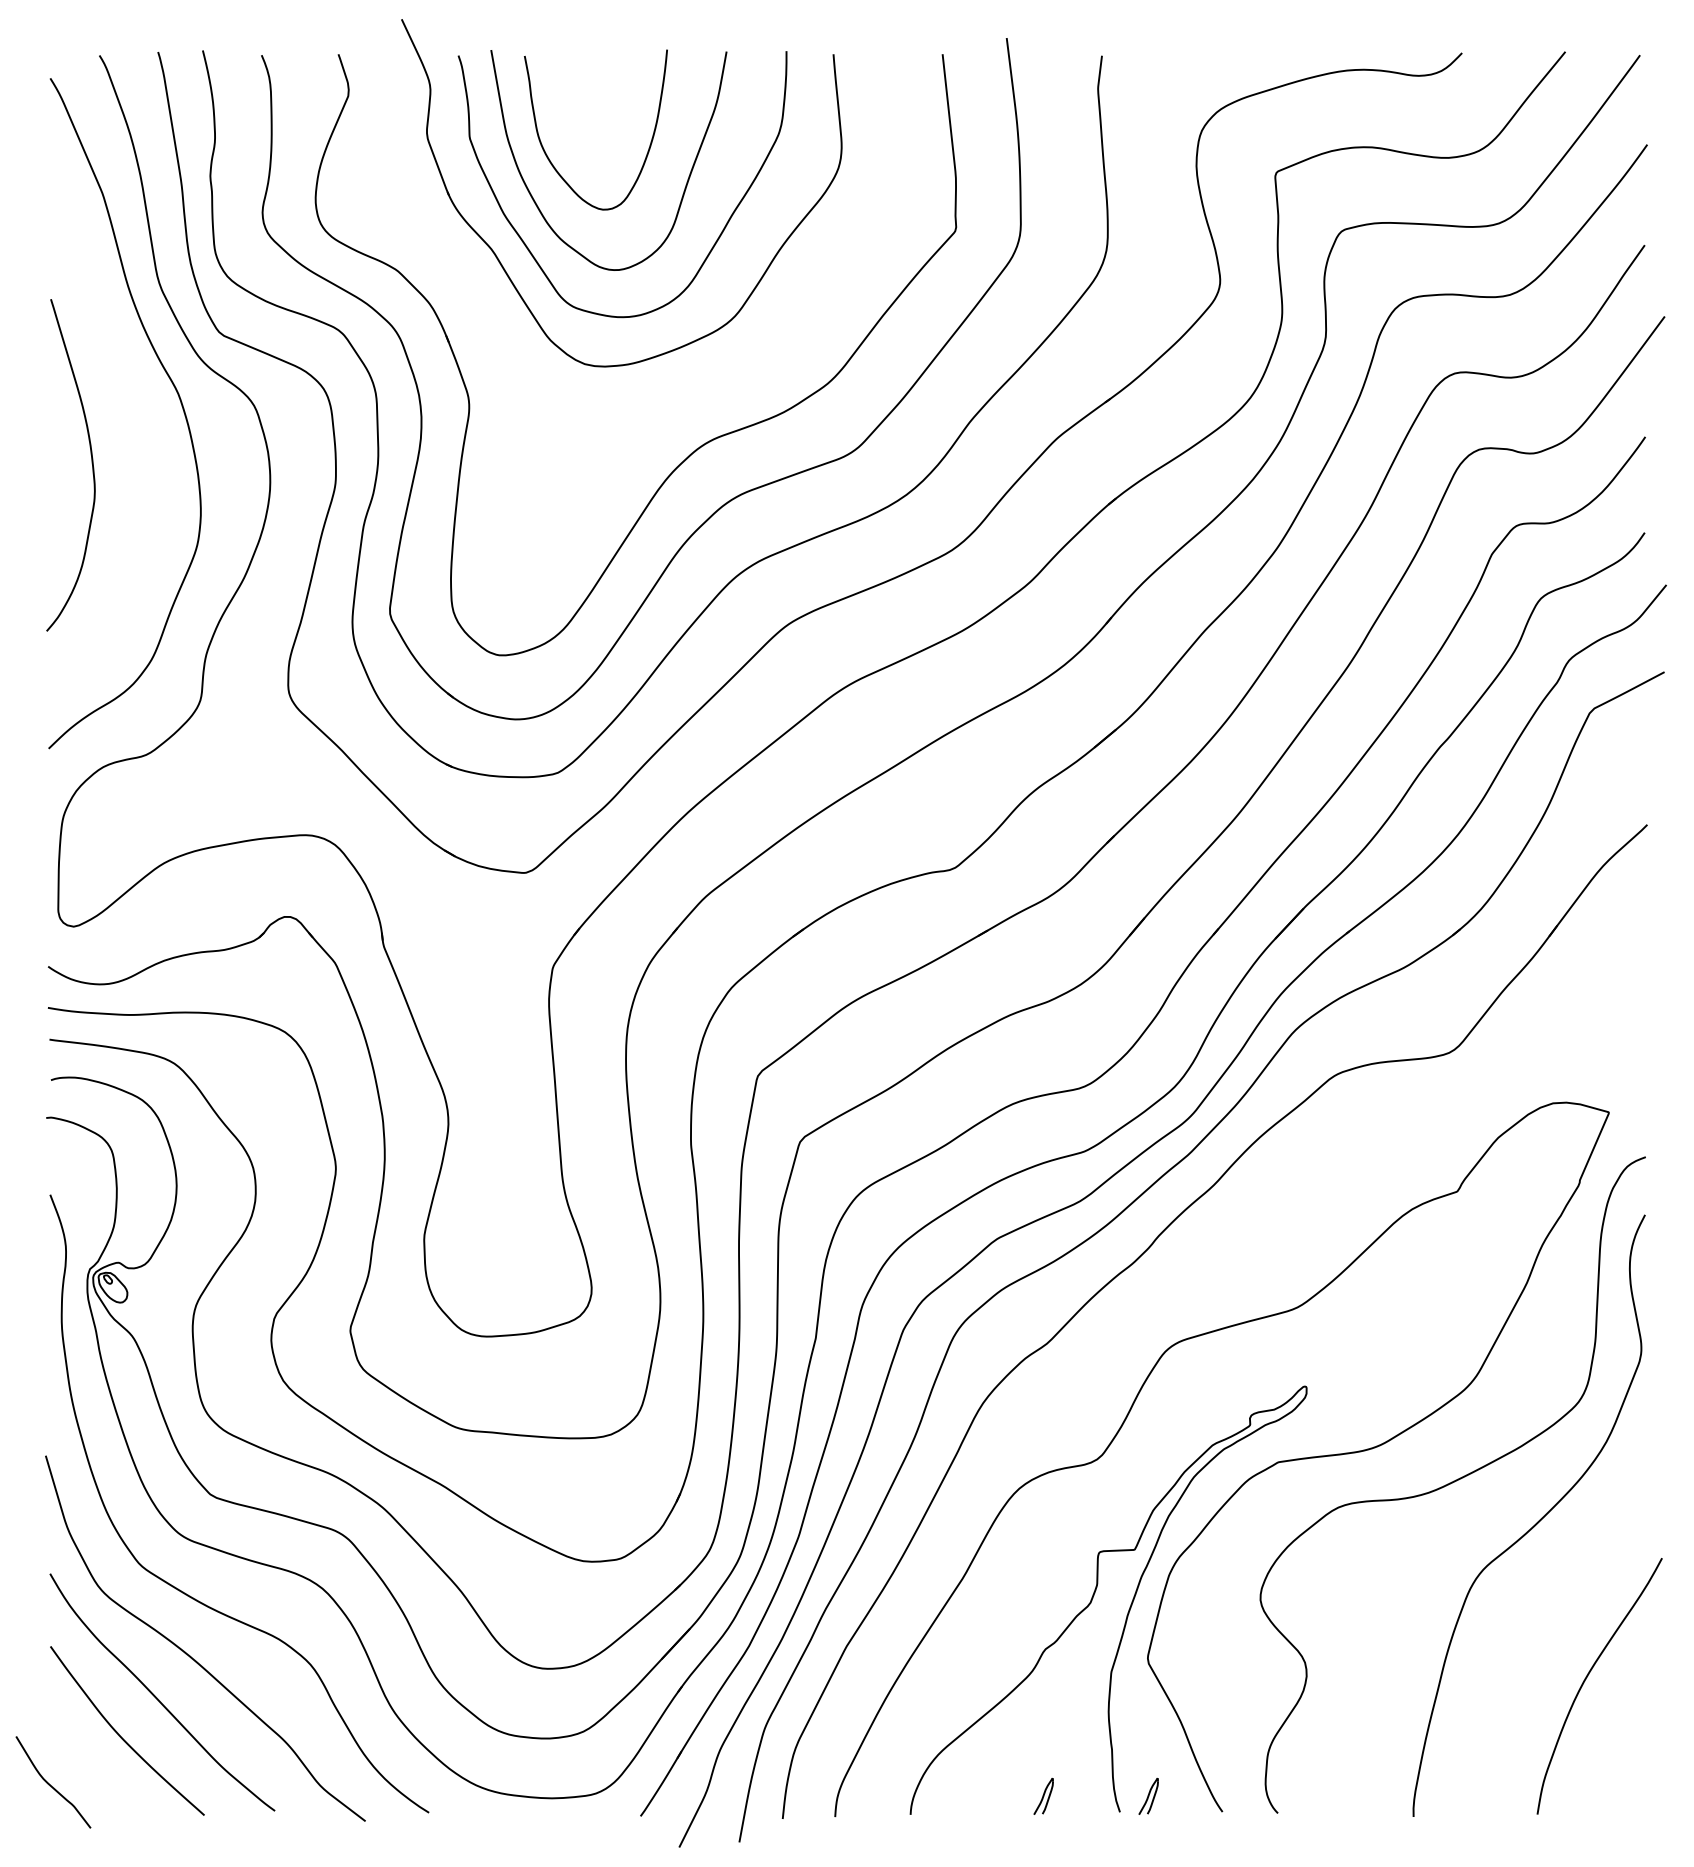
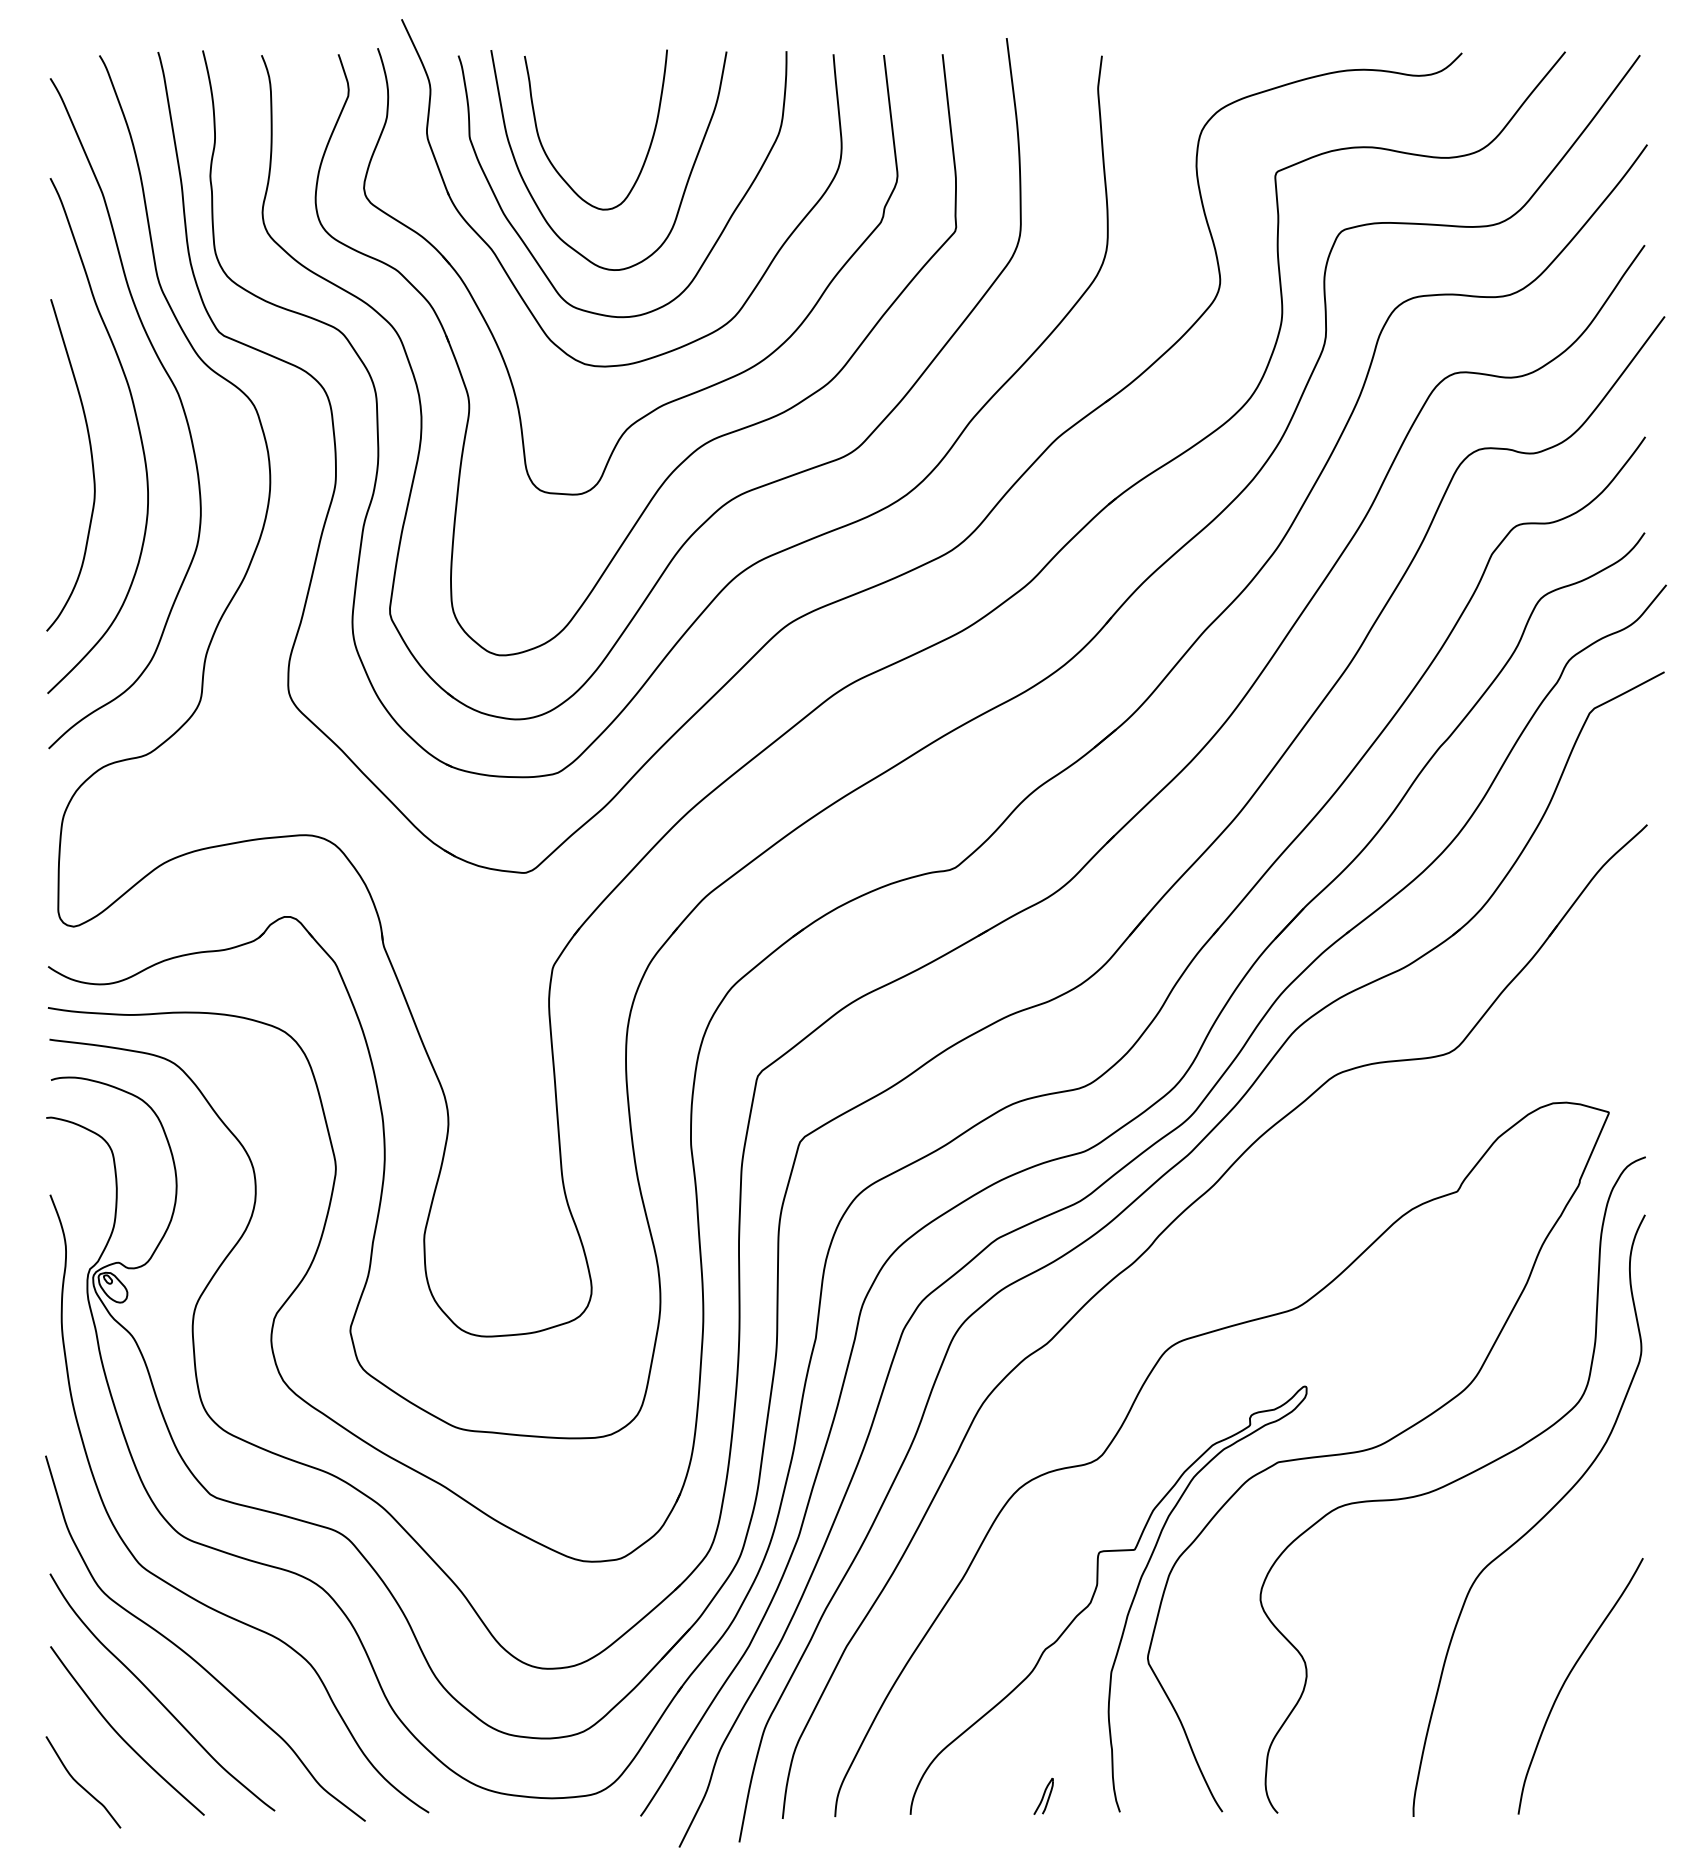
part: none -> present (676, 398)
curve: none -> present (137, 426)
curve position: (1586, 1679) -> (1567, 1679) (1567, 1679)
curve position: (50, 1784) -> (80, 1784) (80, 1784)
part: present -> none (1148, 1795)
